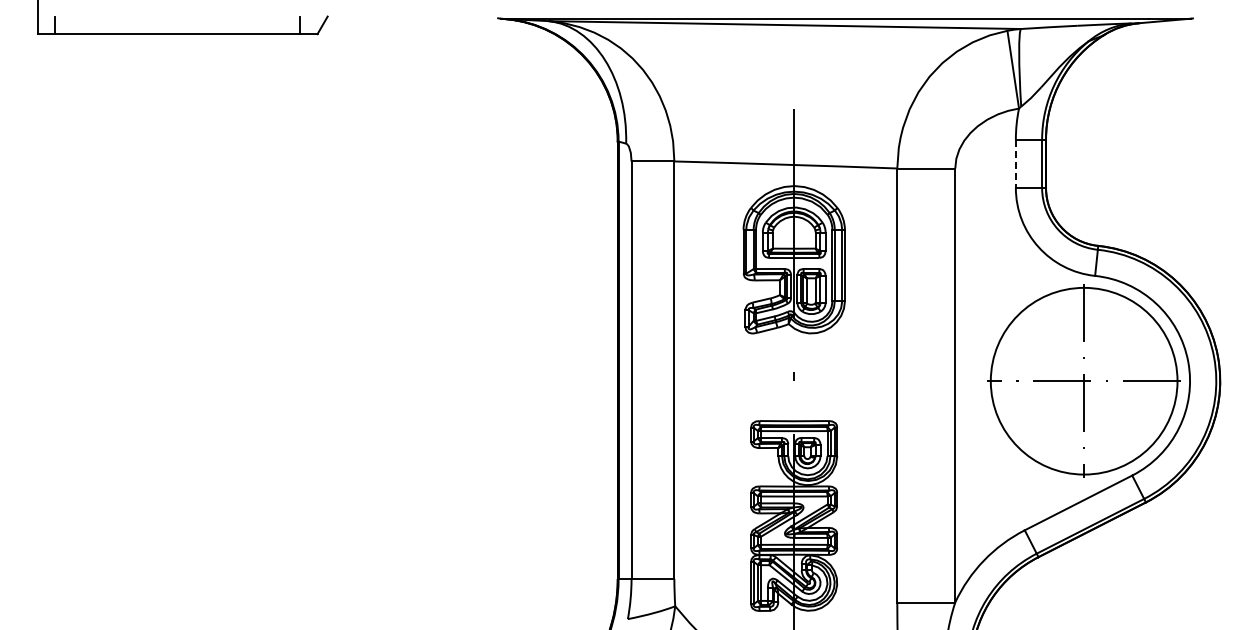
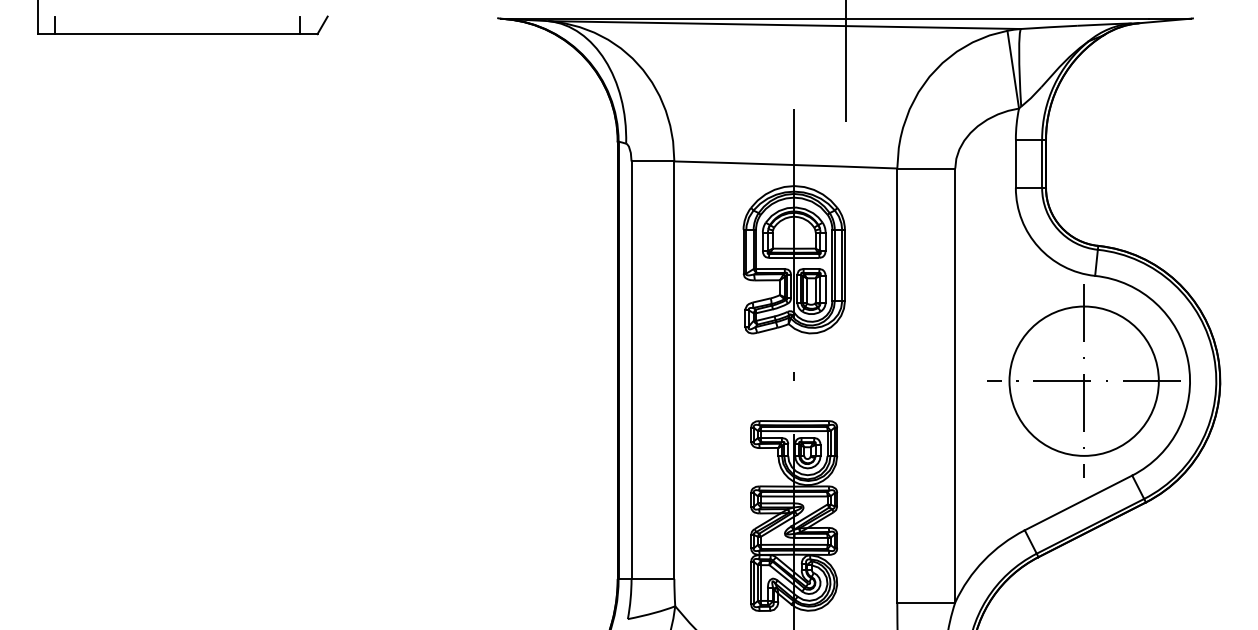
line: none -> present (846, 61)
line: dashed -> solid (1015, 164)
circle diameter: 187 px -> 149 px (1083, 380)
